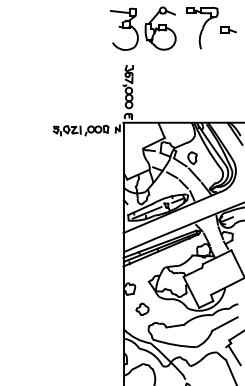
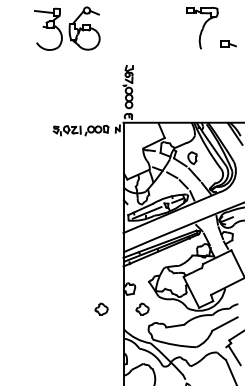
part position: (143, 28) -> (67, 28) (67, 28)
part position: (228, 29) -> (228, 43) (228, 43)
part: none -> present (101, 308)
